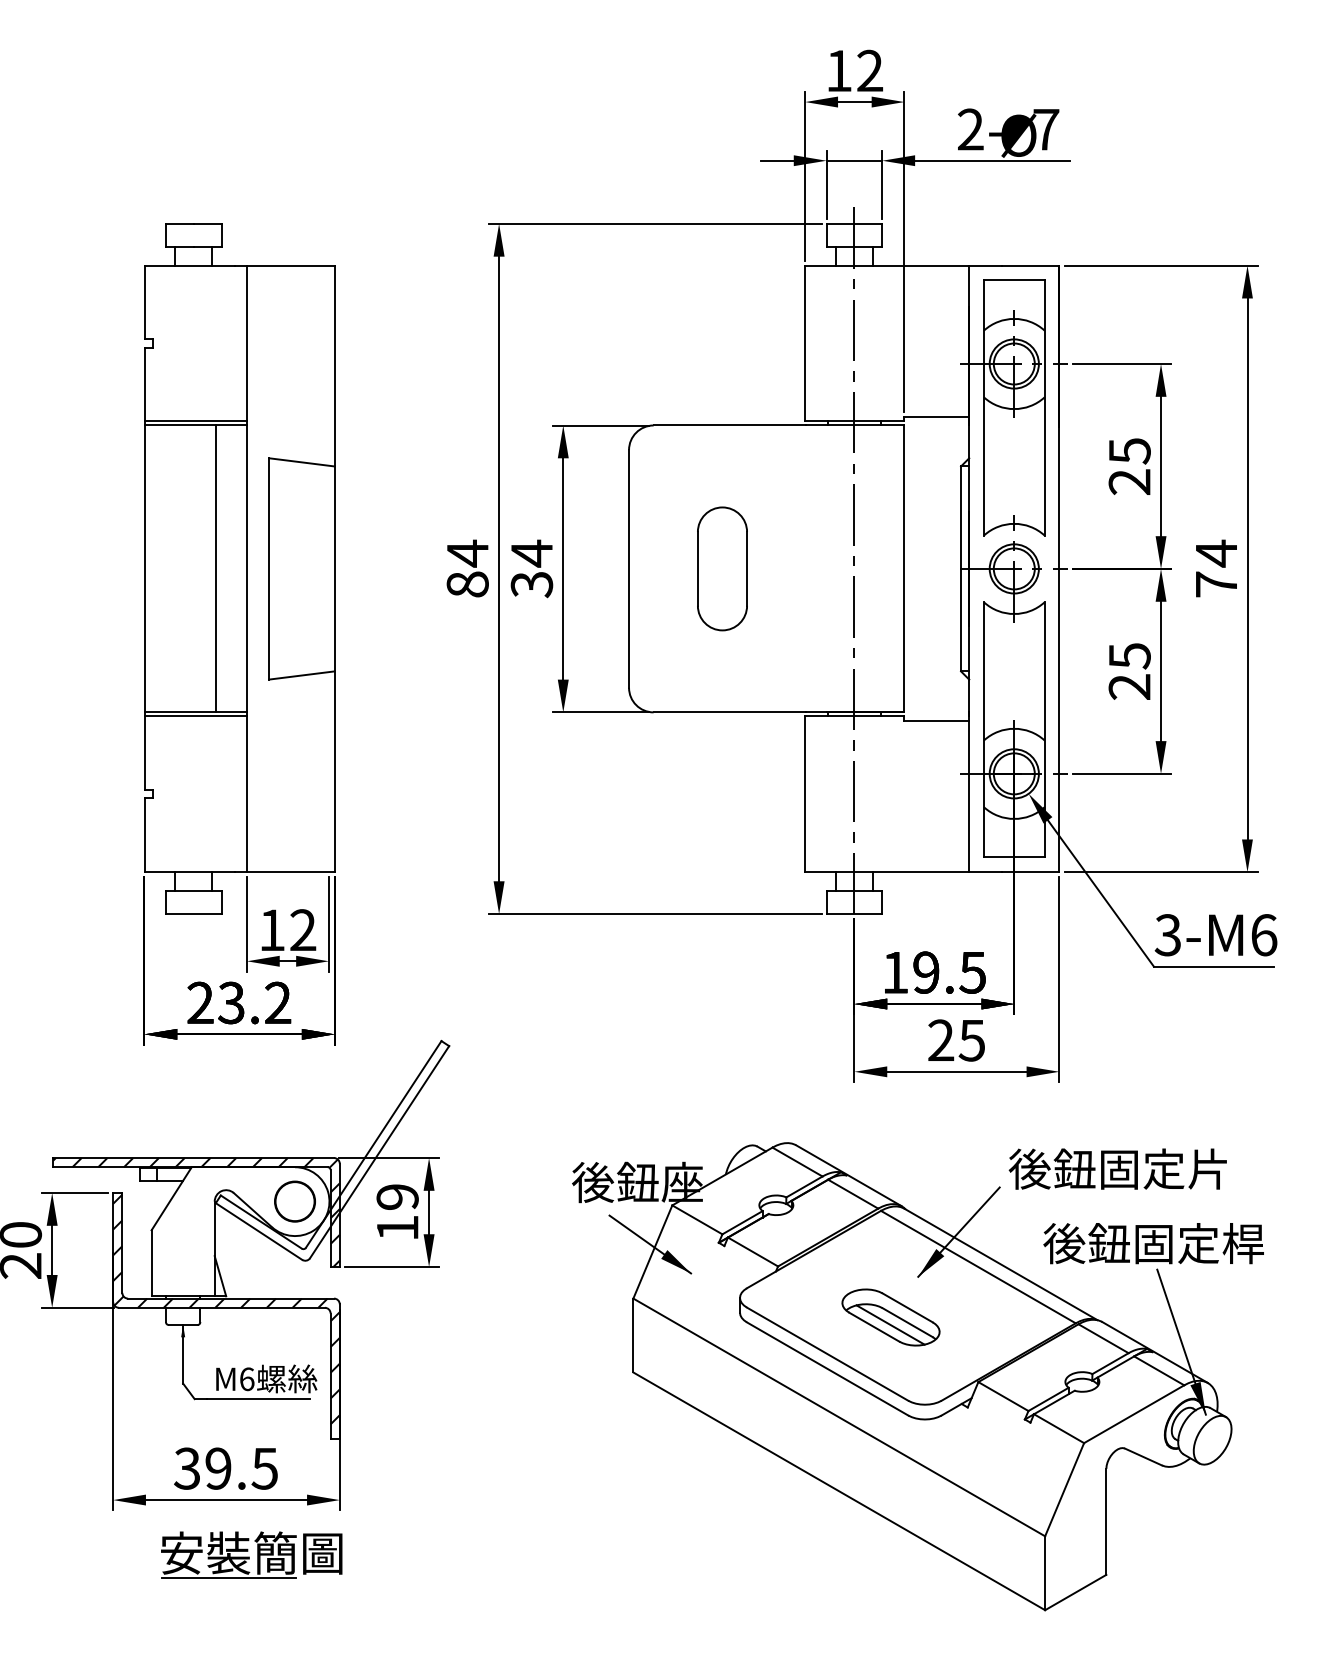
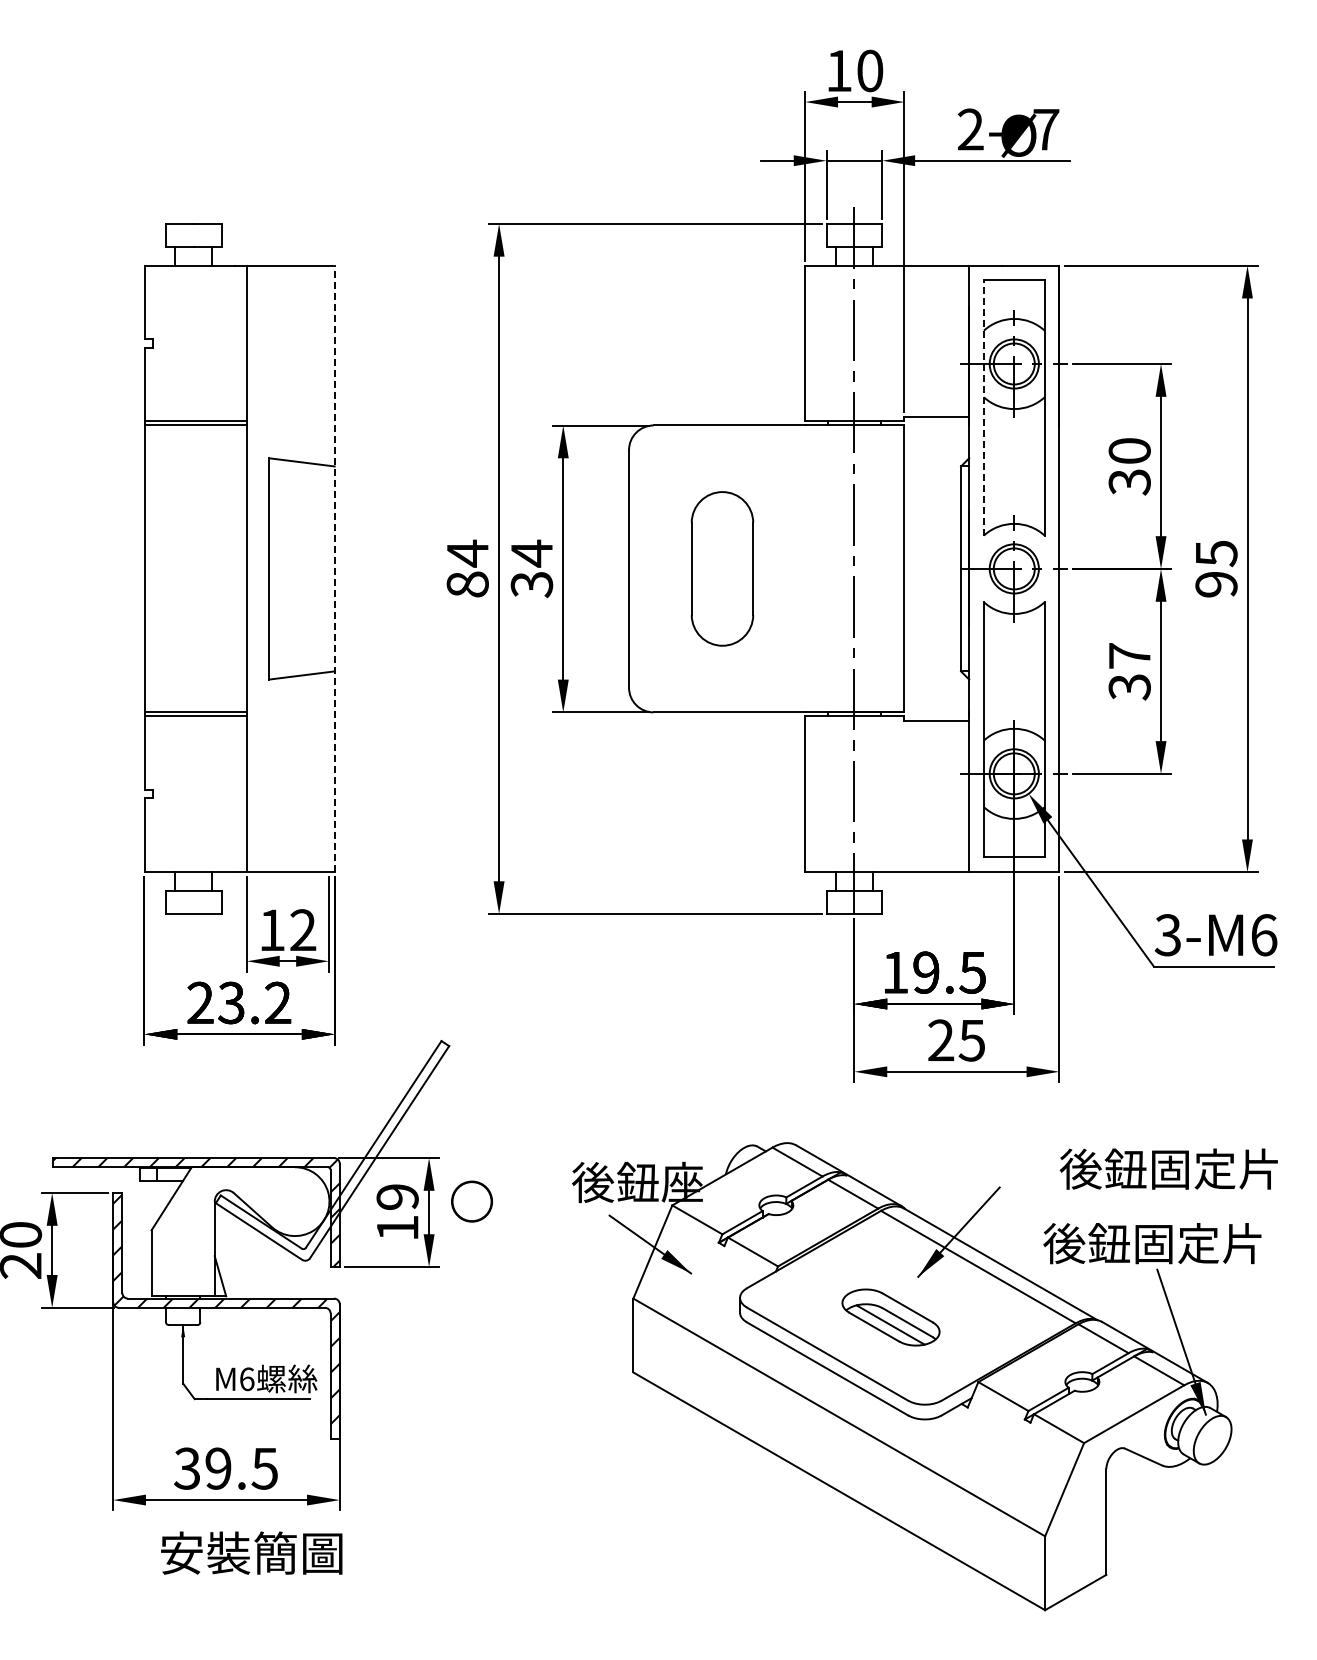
text: 12 -> 10 (870, 70)
line: solid -> dashed (983, 407)
text: 25 -> 30 (1129, 466)
line: present -> none (215, 568)
line: solid -> dashed (334, 568)
part size: 51x126 px -> 65x156 px (722, 568)
text: 74 -> 95 (1216, 568)
text: 25 -> 37 (1129, 671)
text position: (1117, 1168) -> (1168, 1168) (1168, 1168)
circle position: (294, 1201) -> (471, 1201) (471, 1201)
text: 後鈕固定桿 -> 後鈕固定片 (1242, 1243)
line: present -> none (228, 1577)
